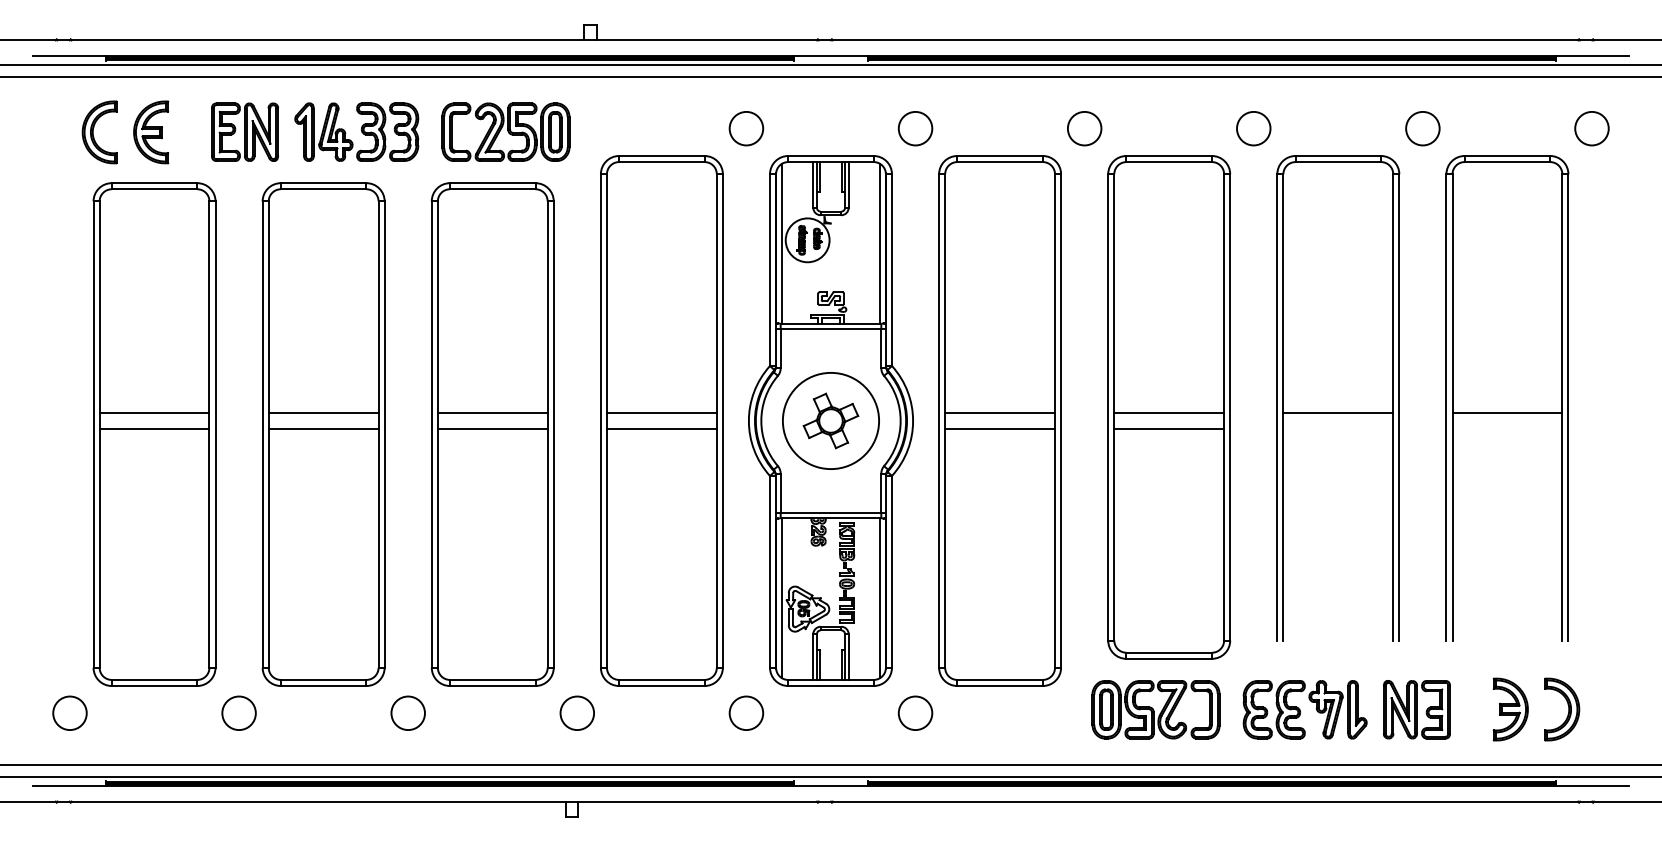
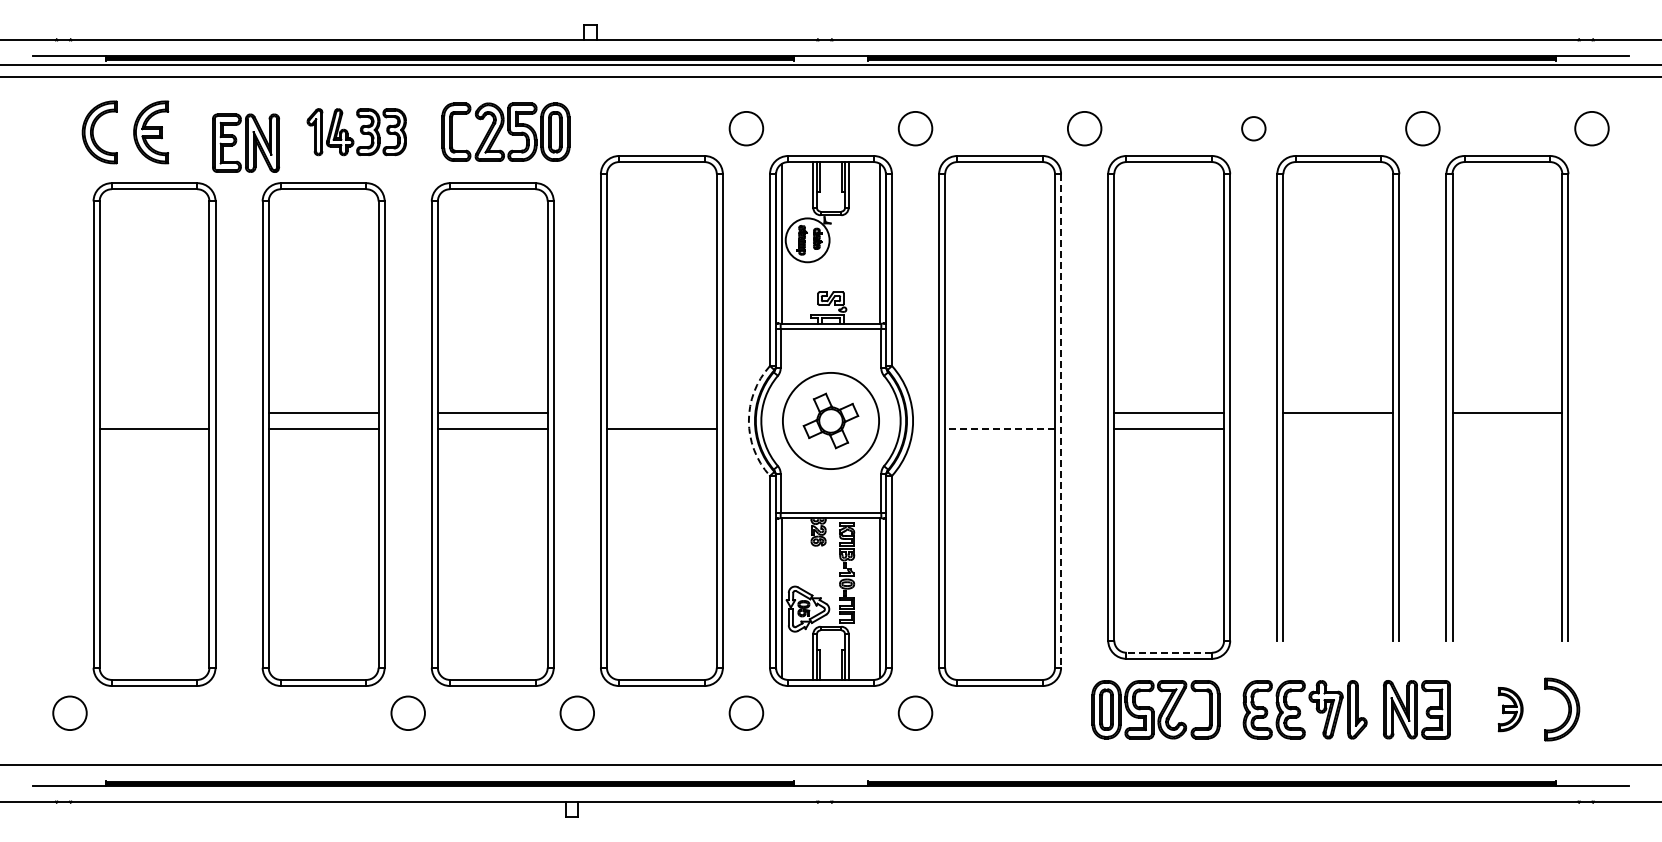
circle size: 36x36 px -> 26x26 px (1253, 128)
part position: (244, 131) -> (245, 142) (245, 142)
part size: 126x60 px -> 101x49 px (356, 132)
line: present -> none (154, 413)
line: present -> none (661, 413)
line: present -> none (1000, 413)
arc: solid -> dashed (748, 420)
line: solid -> dashed (1061, 421)
line: solid -> dashed (1000, 428)
line: solid -> dashed (1169, 652)
part size: 37x65 px -> 27x46 px (1510, 709)
circle: present -> none (238, 712)
line: present -> none (830, 777)
